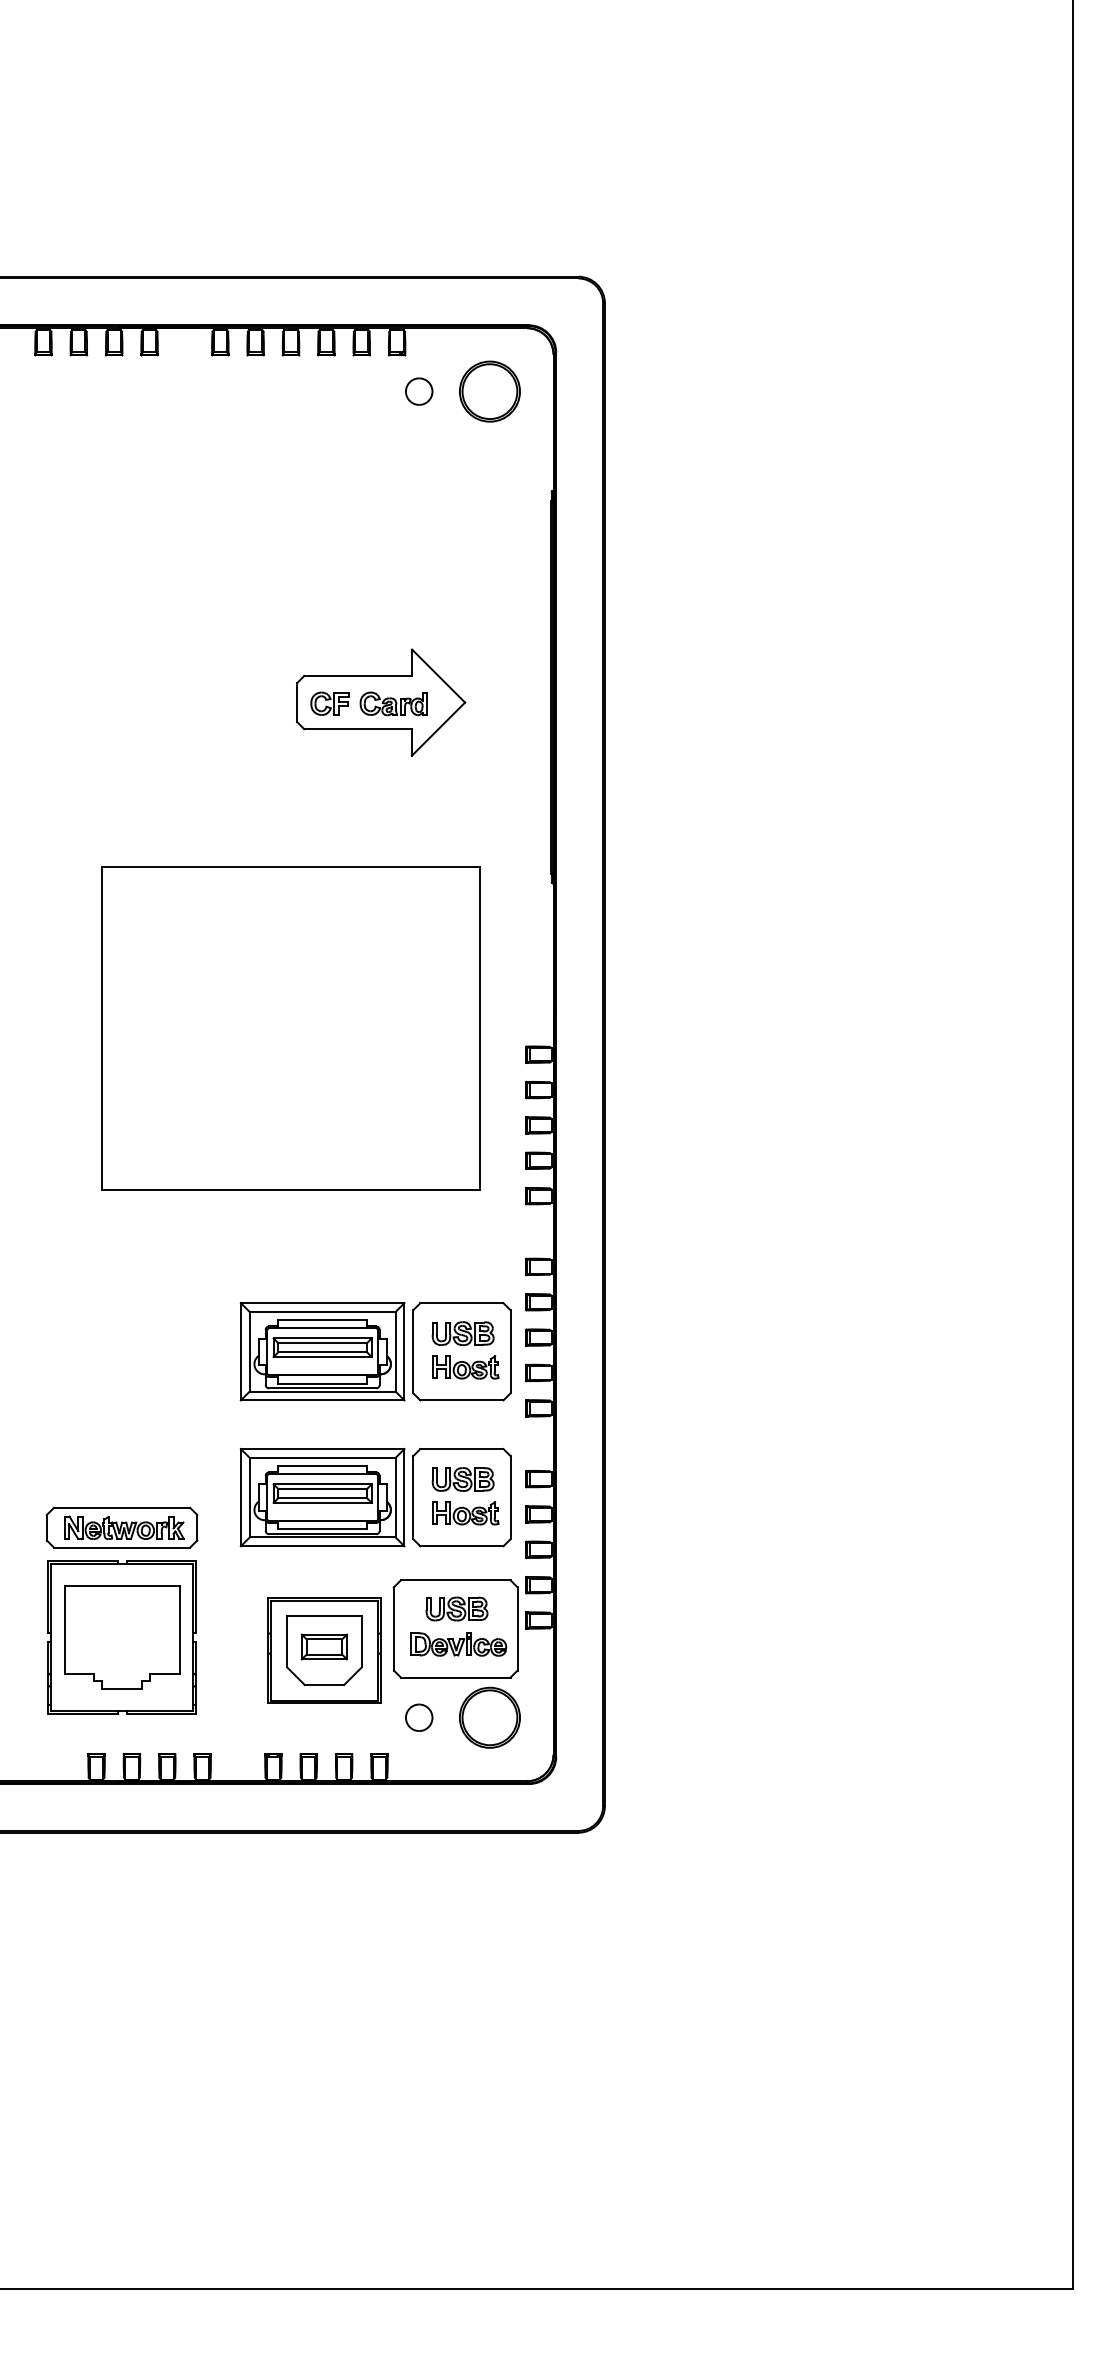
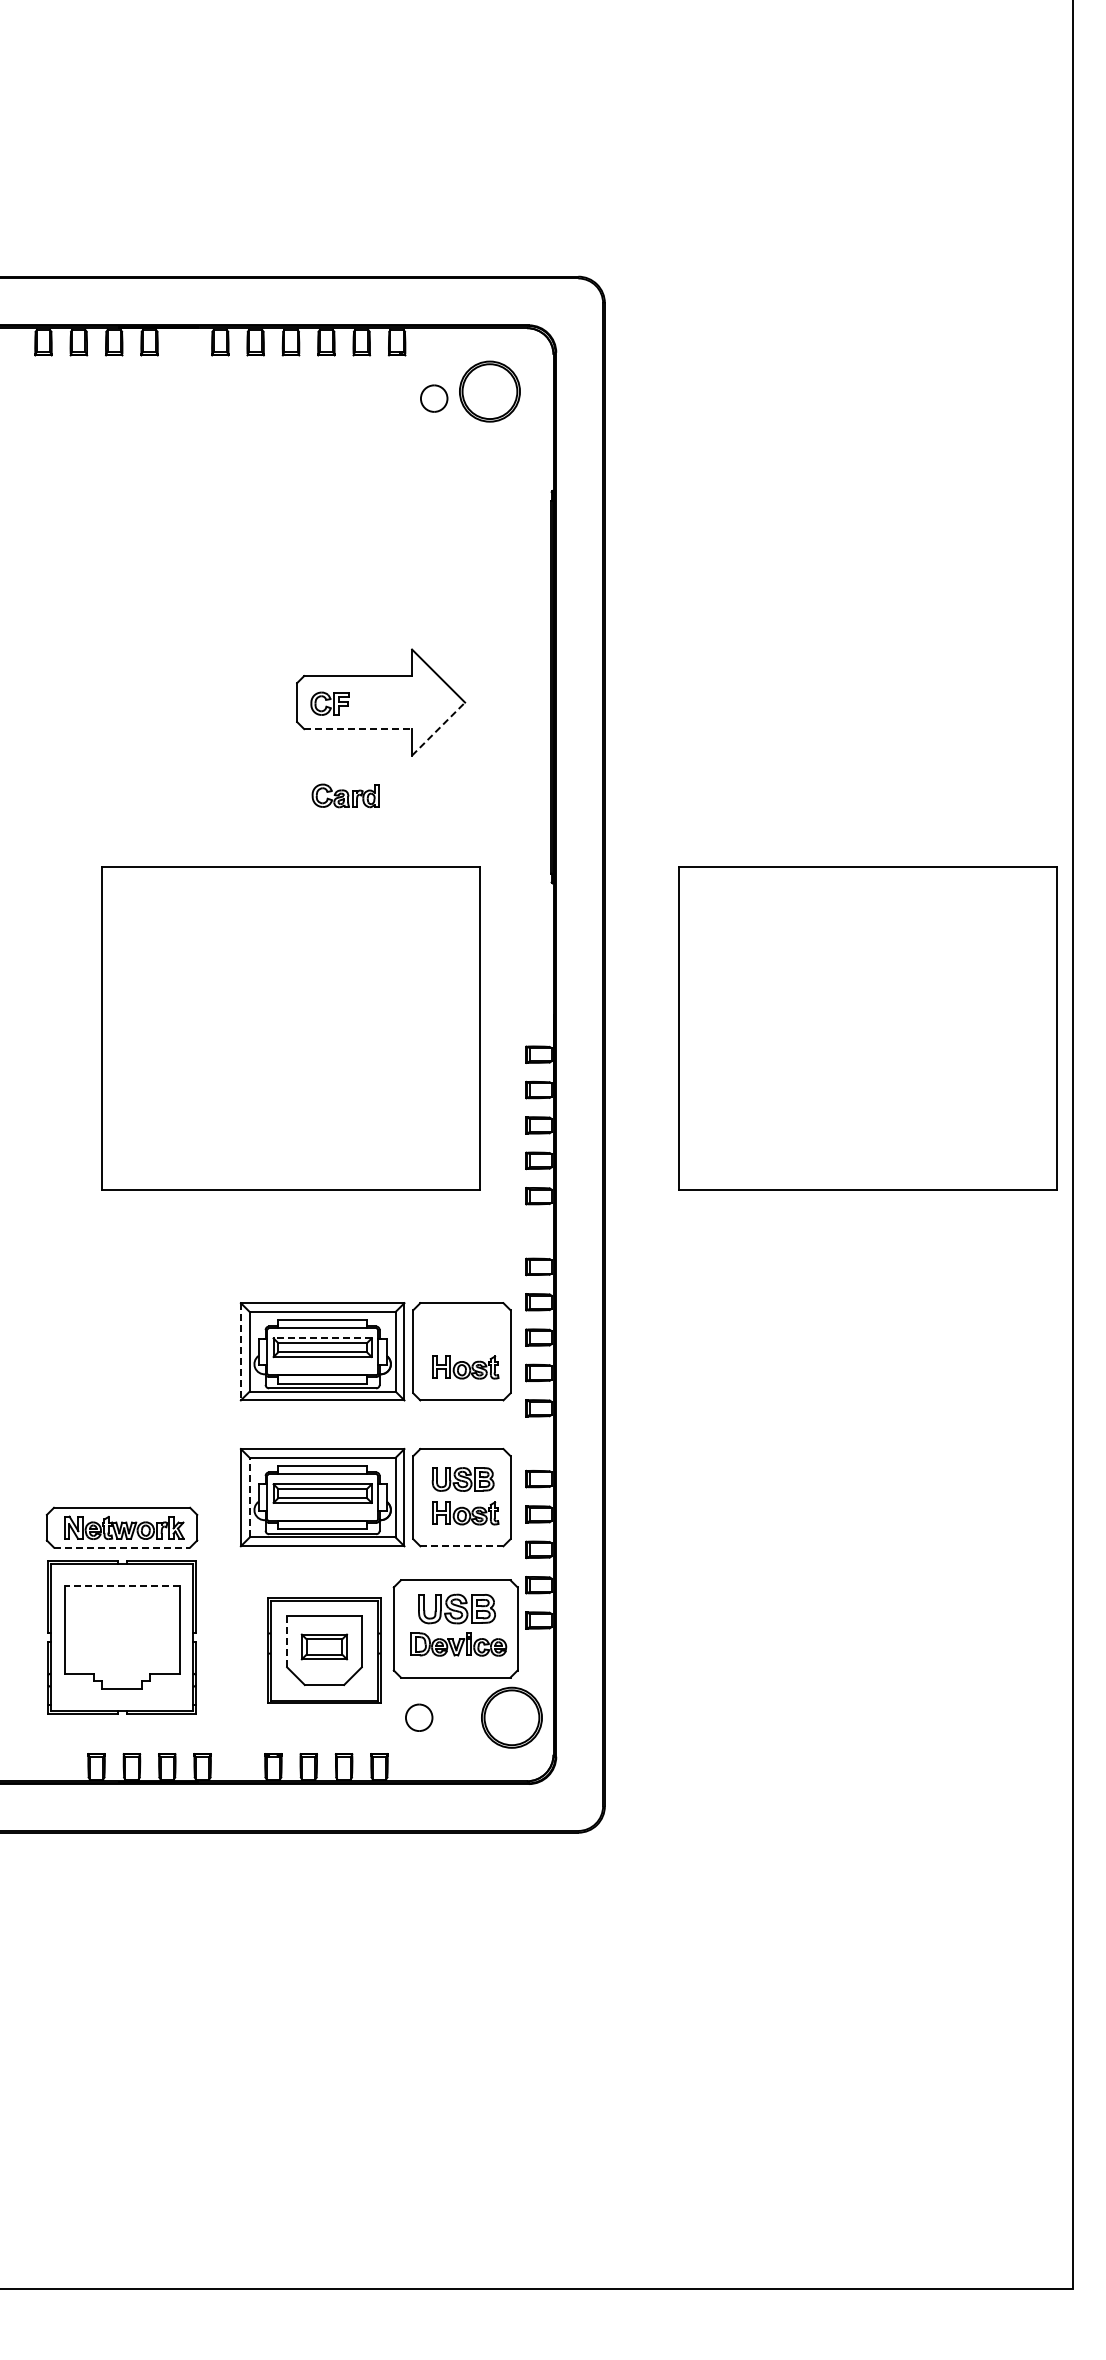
part position: (419, 391) -> (434, 398) (434, 398)
part position: (393, 703) -> (345, 795) (345, 795)
line: solid -> dashed (358, 729)
line: solid -> dashed (438, 729)
part: none -> present (867, 1028)
part: present -> none (462, 1333)
line: solid -> dashed (322, 1338)
line: solid -> dashed (240, 1351)
line: solid -> dashed (249, 1497)
line: solid -> dashed (461, 1546)
line: solid -> dashed (122, 1547)
line: solid -> dashed (121, 1585)
part size: 64x26 px -> 78x32 px (456, 1608)
line: solid -> dashed (287, 1641)
part position: (489, 1717) -> (511, 1717) (511, 1717)
